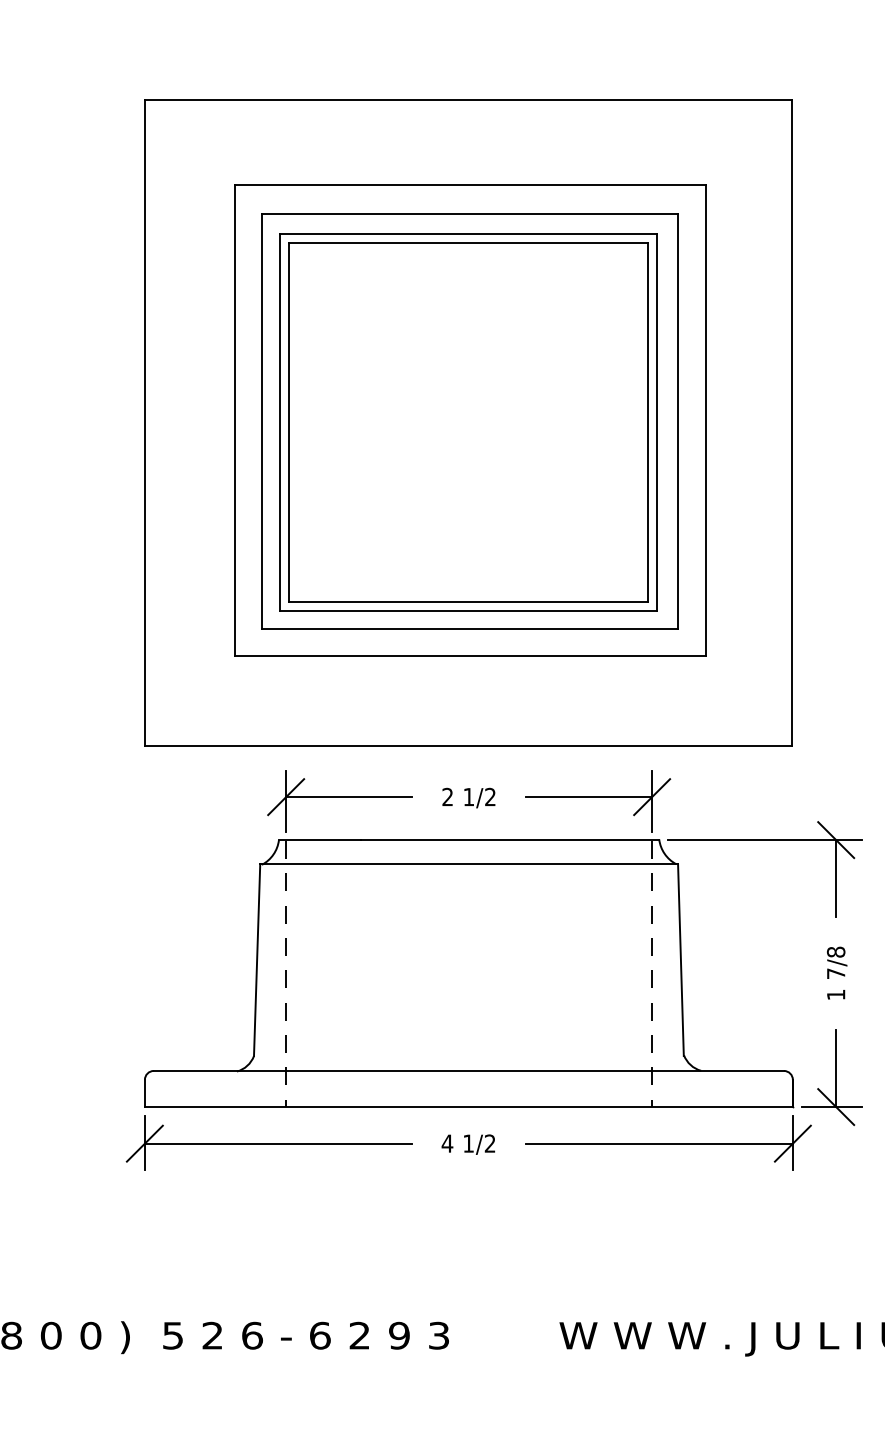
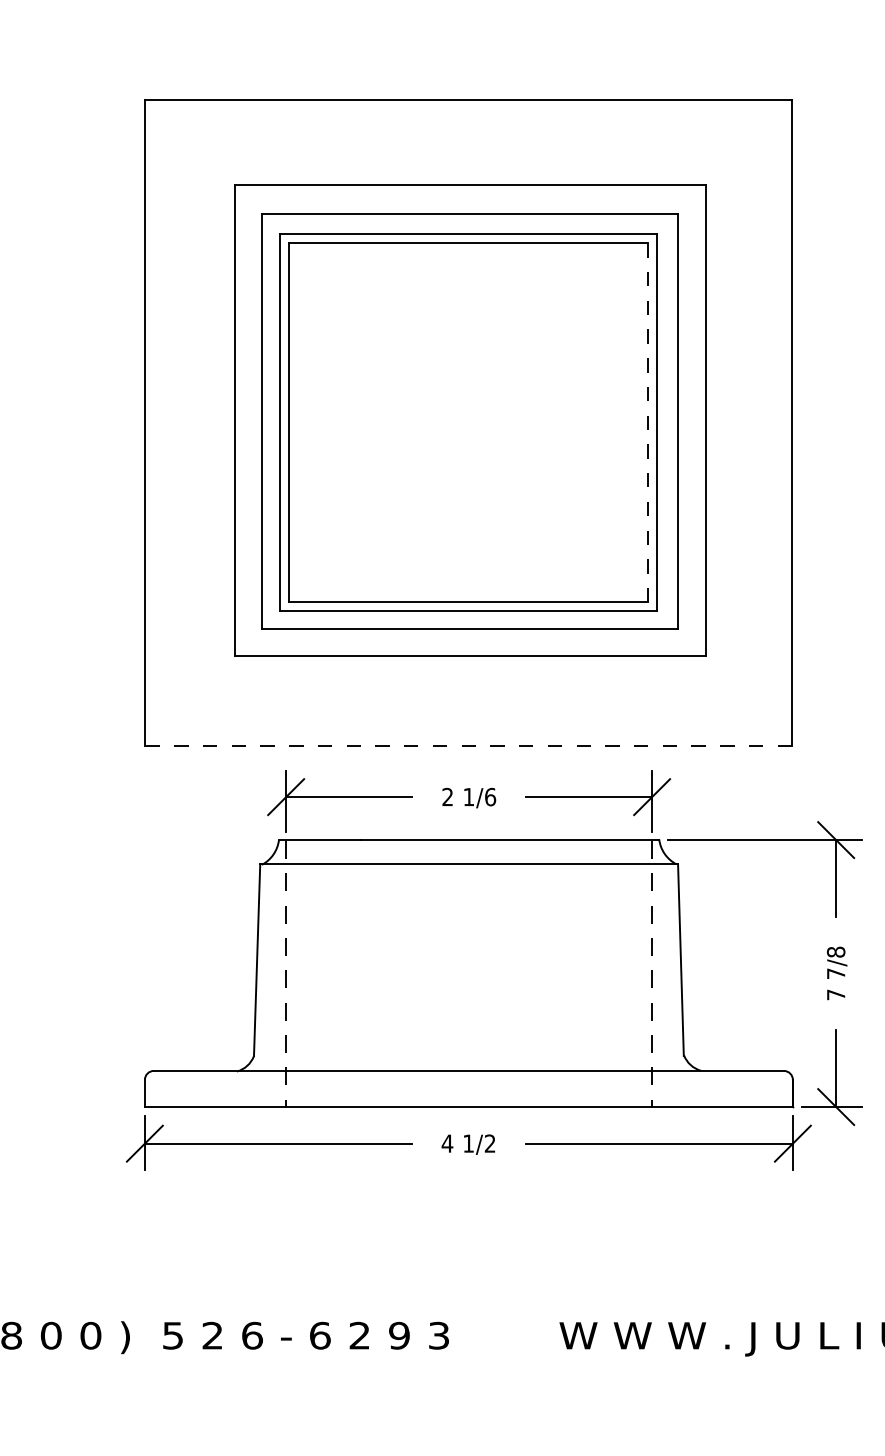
line: solid -> dashed (648, 422)
line: solid -> dashed (468, 746)
text: 1/2 -> 1/6 (490, 796)
text: 1 -> 7 (836, 994)
